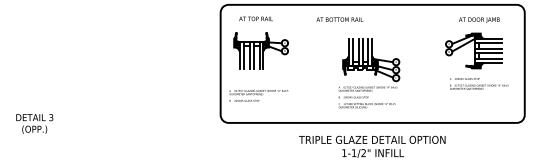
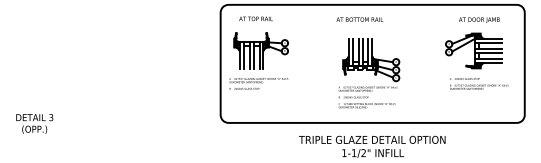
text position: (339, 19) -> (359, 19) (359, 19)
text position: (258, 95) -> (258, 83) (258, 83)
